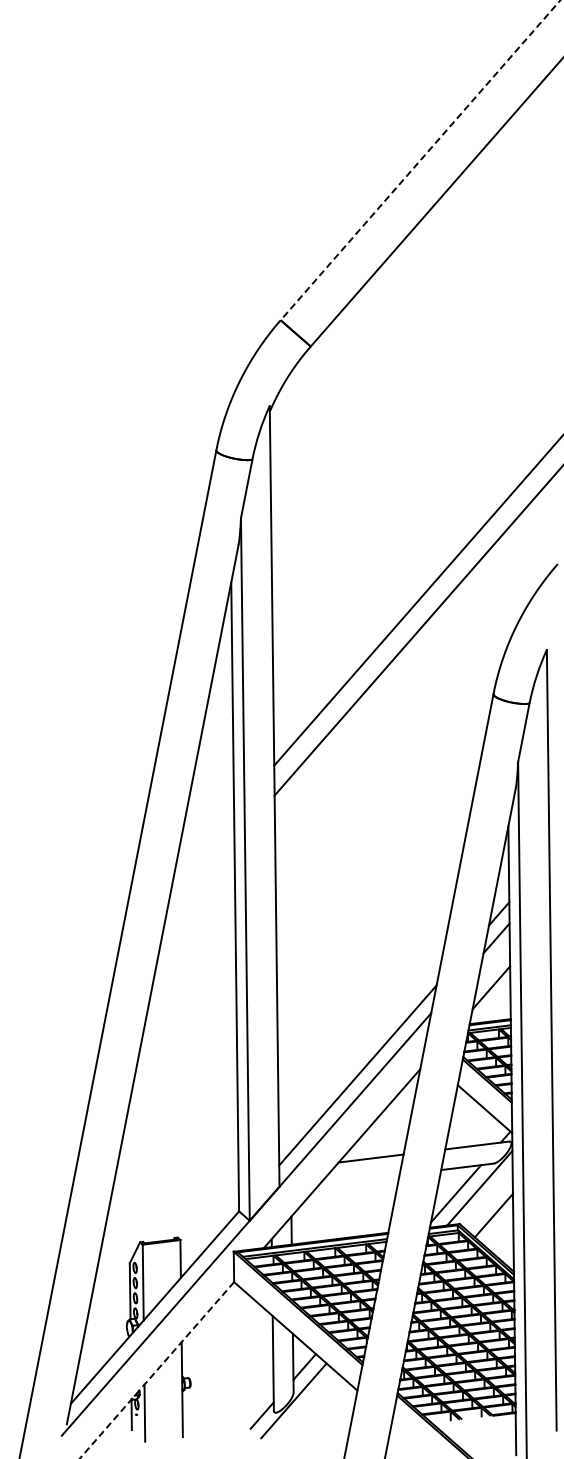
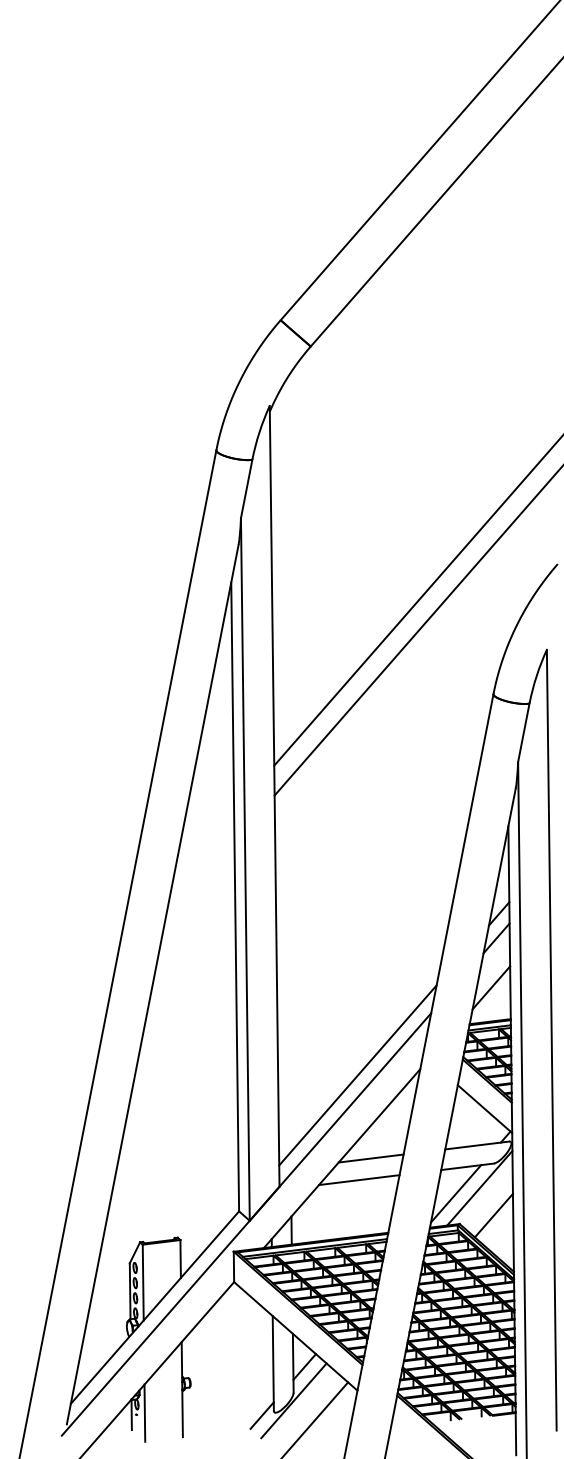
line: dashed -> solid (420, 160)
line: none -> present (358, 1180)
line: dashed -> solid (156, 1370)
line: none -> present (316, 1418)
